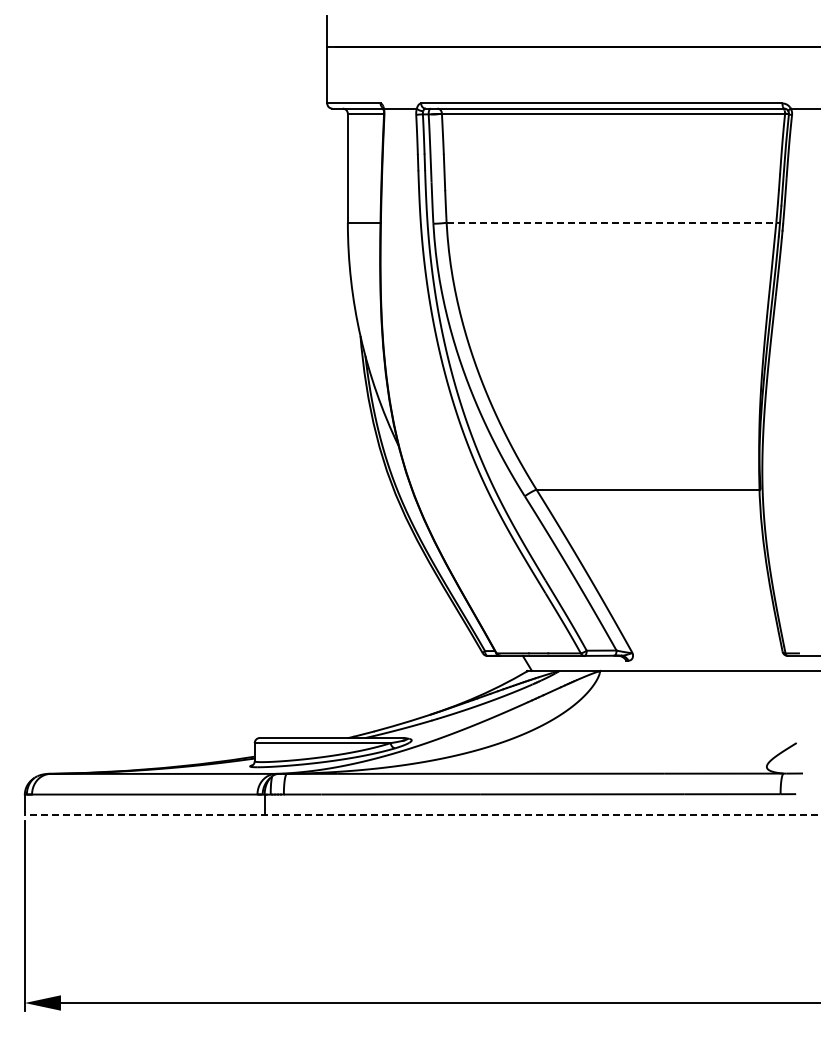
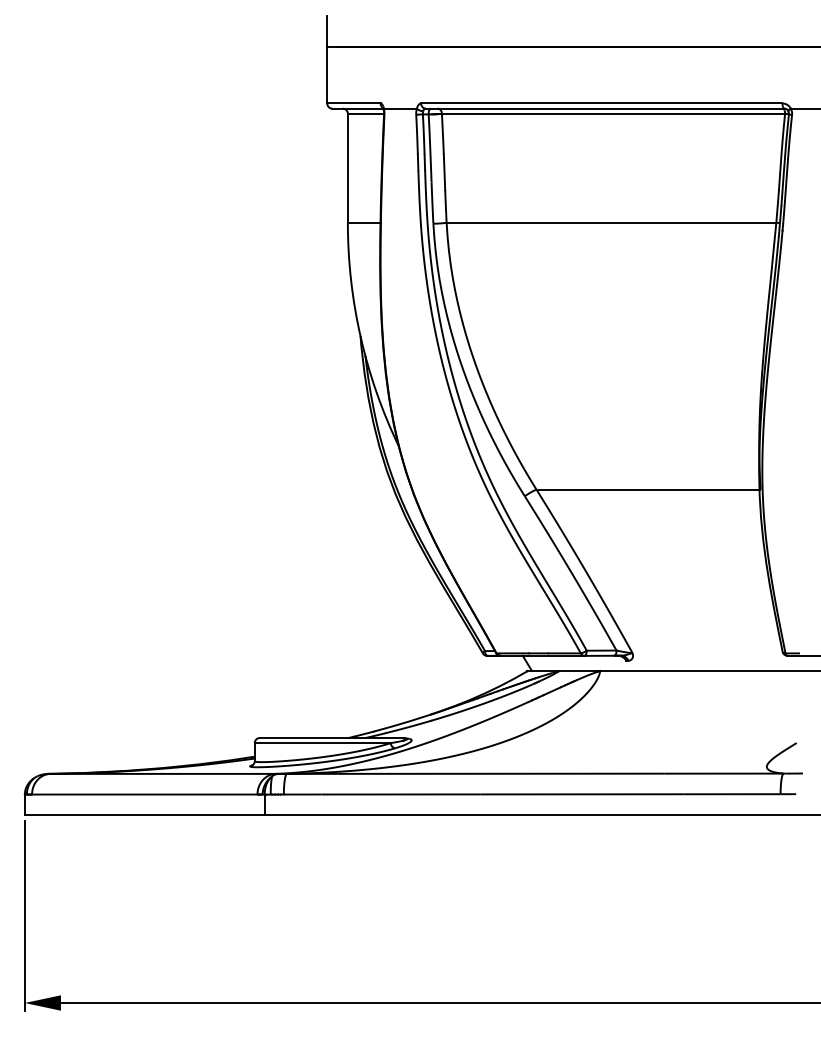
line: dashed -> solid (611, 222)
line: dashed -> solid (422, 815)
